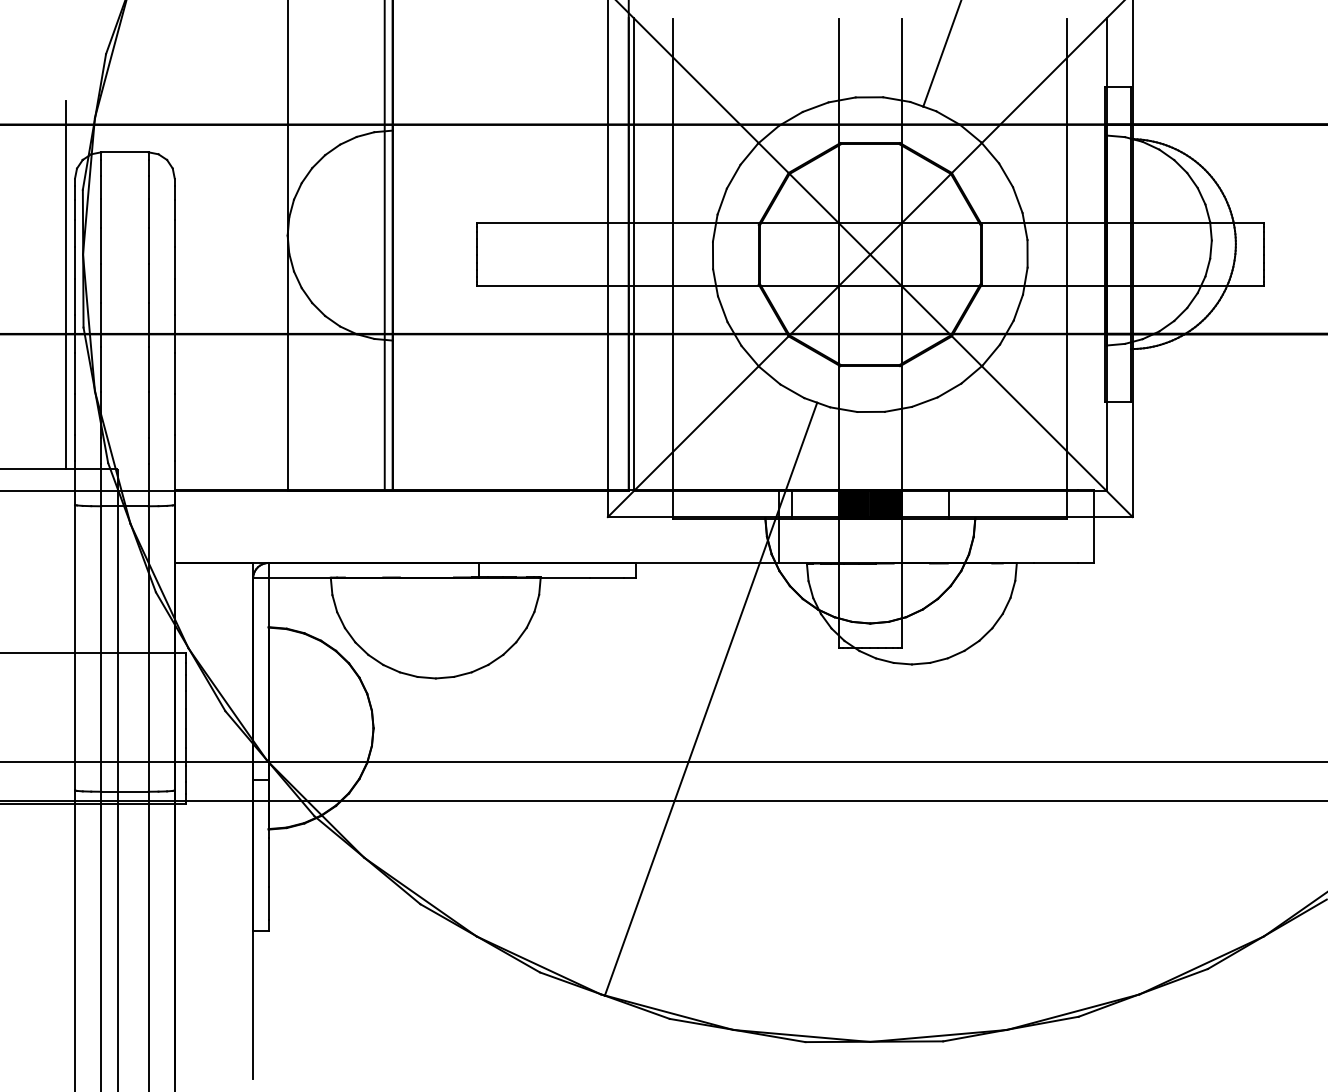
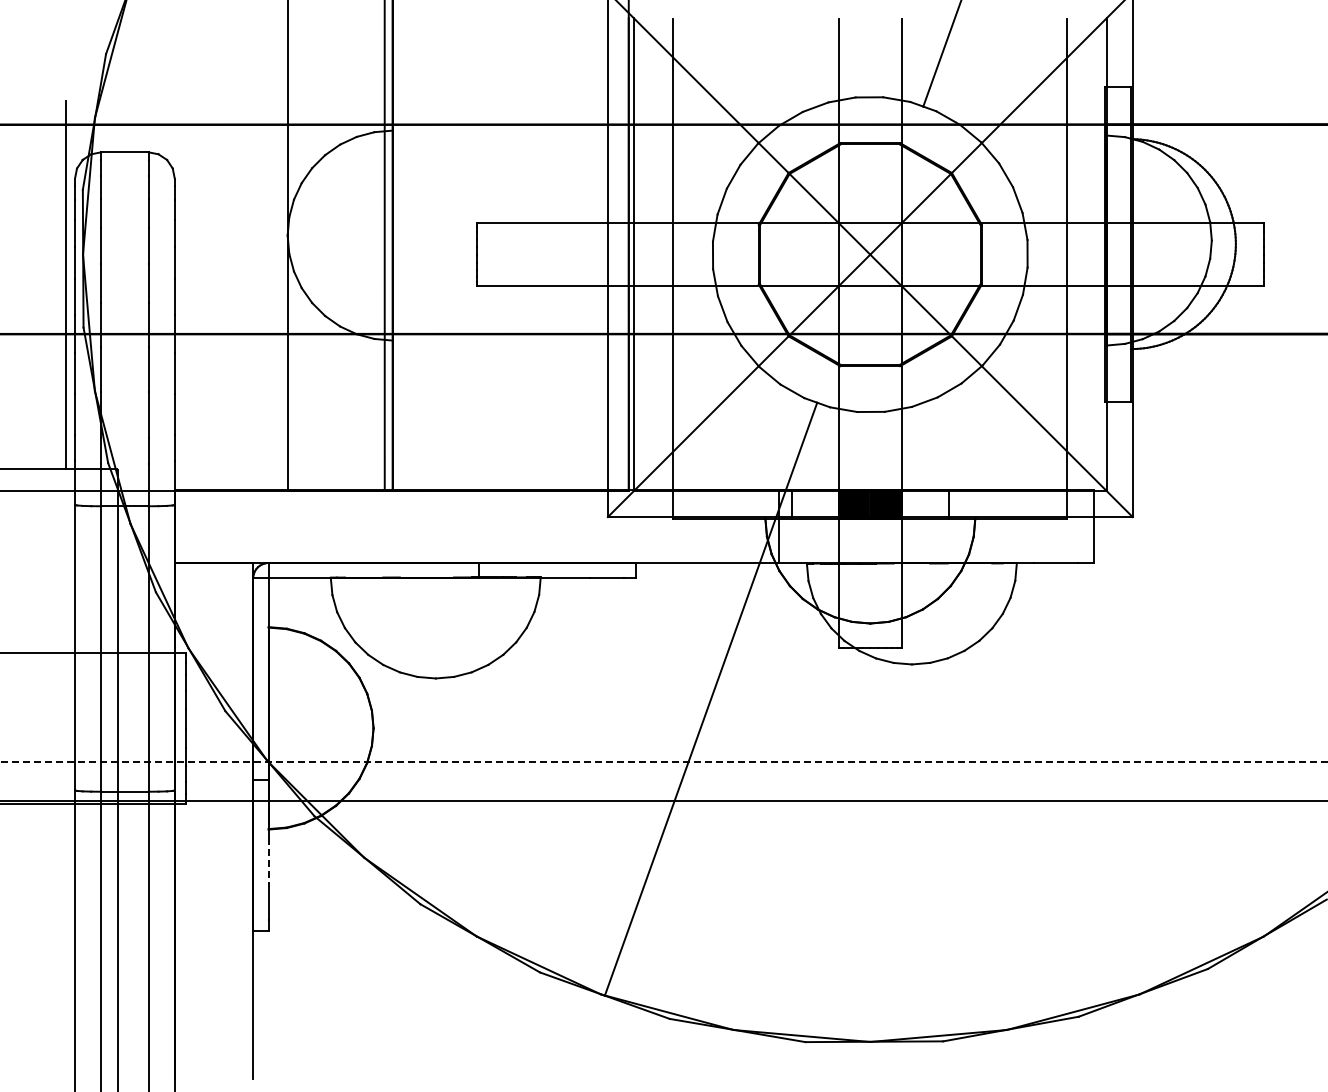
line: solid -> dashed (663, 762)
line: solid -> dashed (268, 862)
